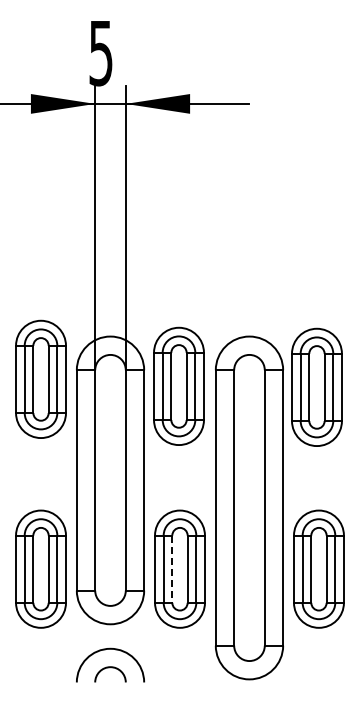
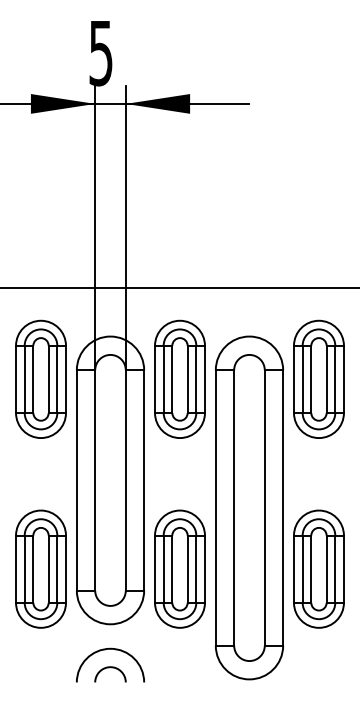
line: none -> present (179, 287)
part position: (178, 385) -> (179, 378) (179, 378)
part position: (316, 386) -> (318, 378) (318, 378)
line: dashed -> solid (172, 569)
